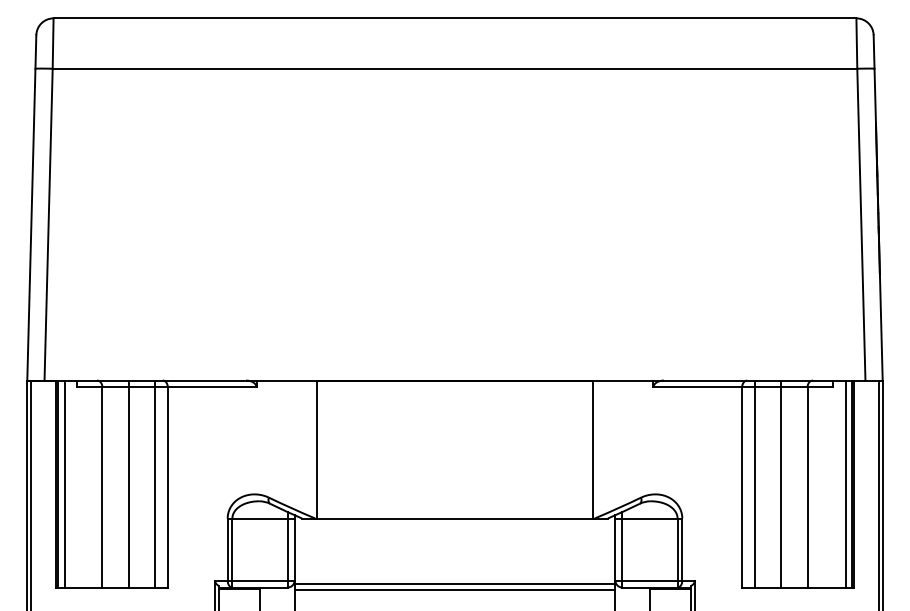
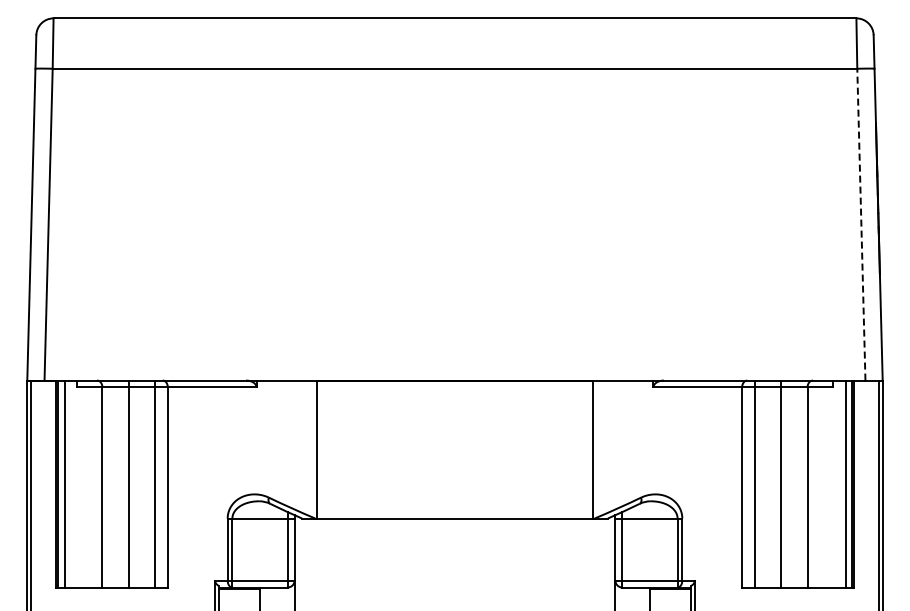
line: solid -> dashed (861, 224)
line: present -> none (454, 584)
line: present -> none (454, 589)
